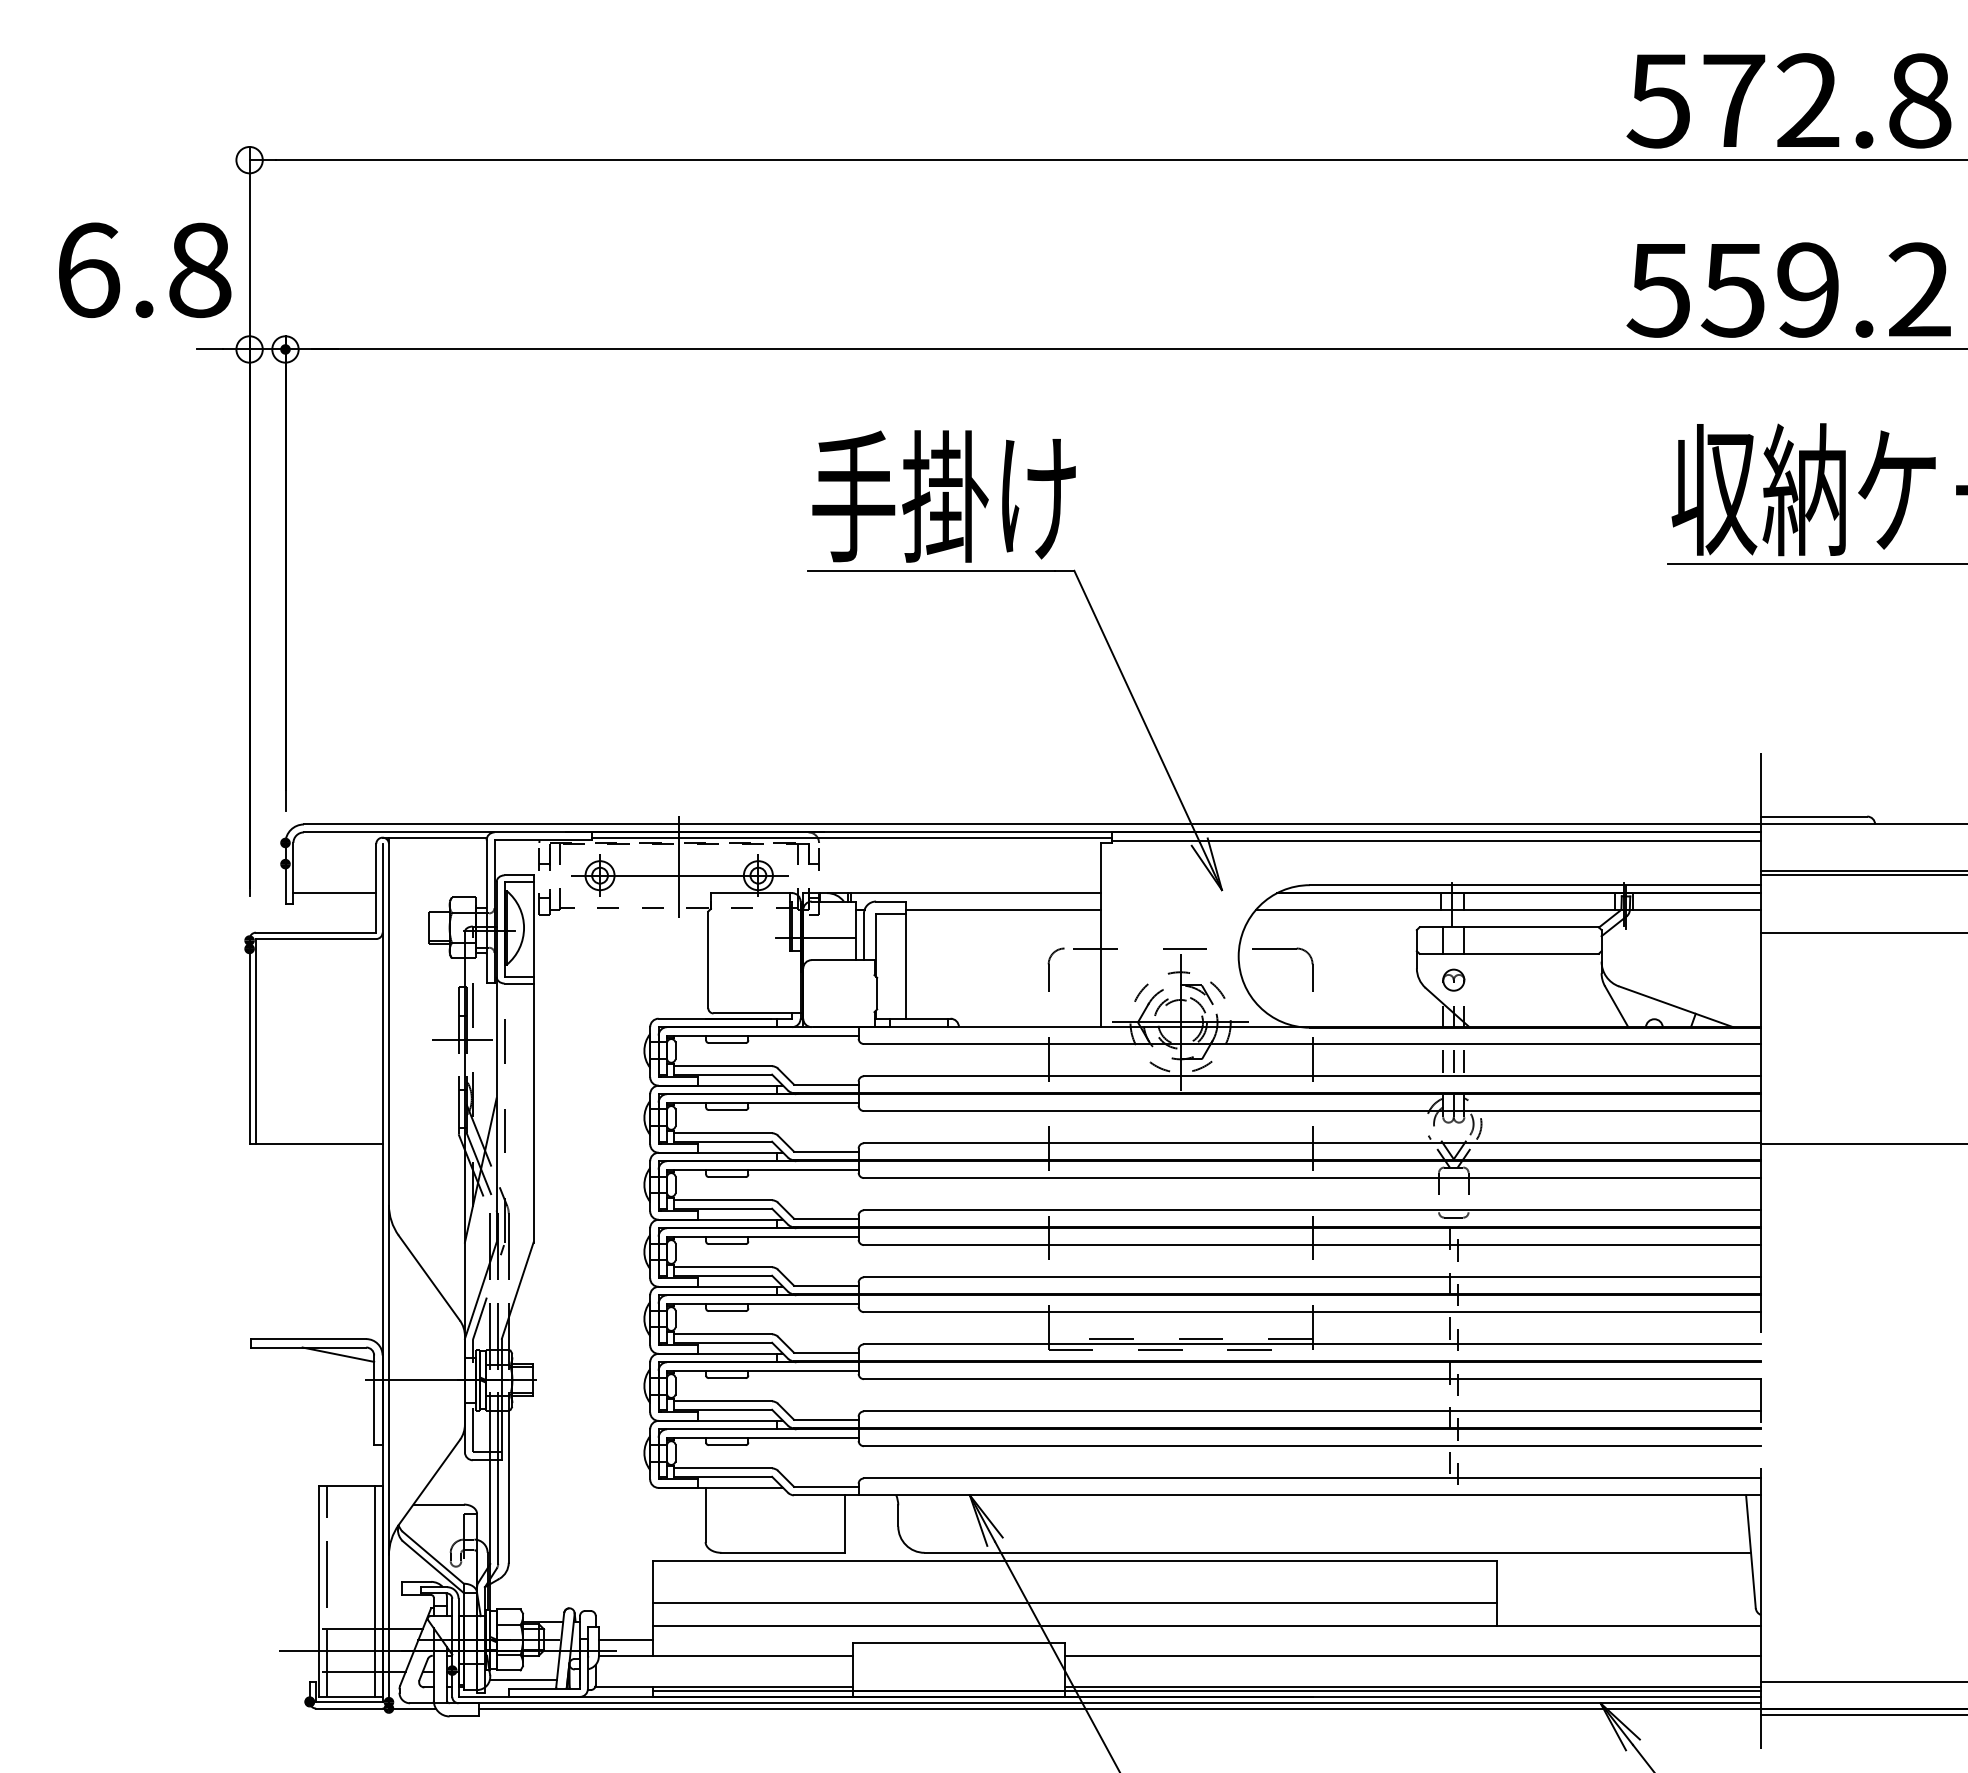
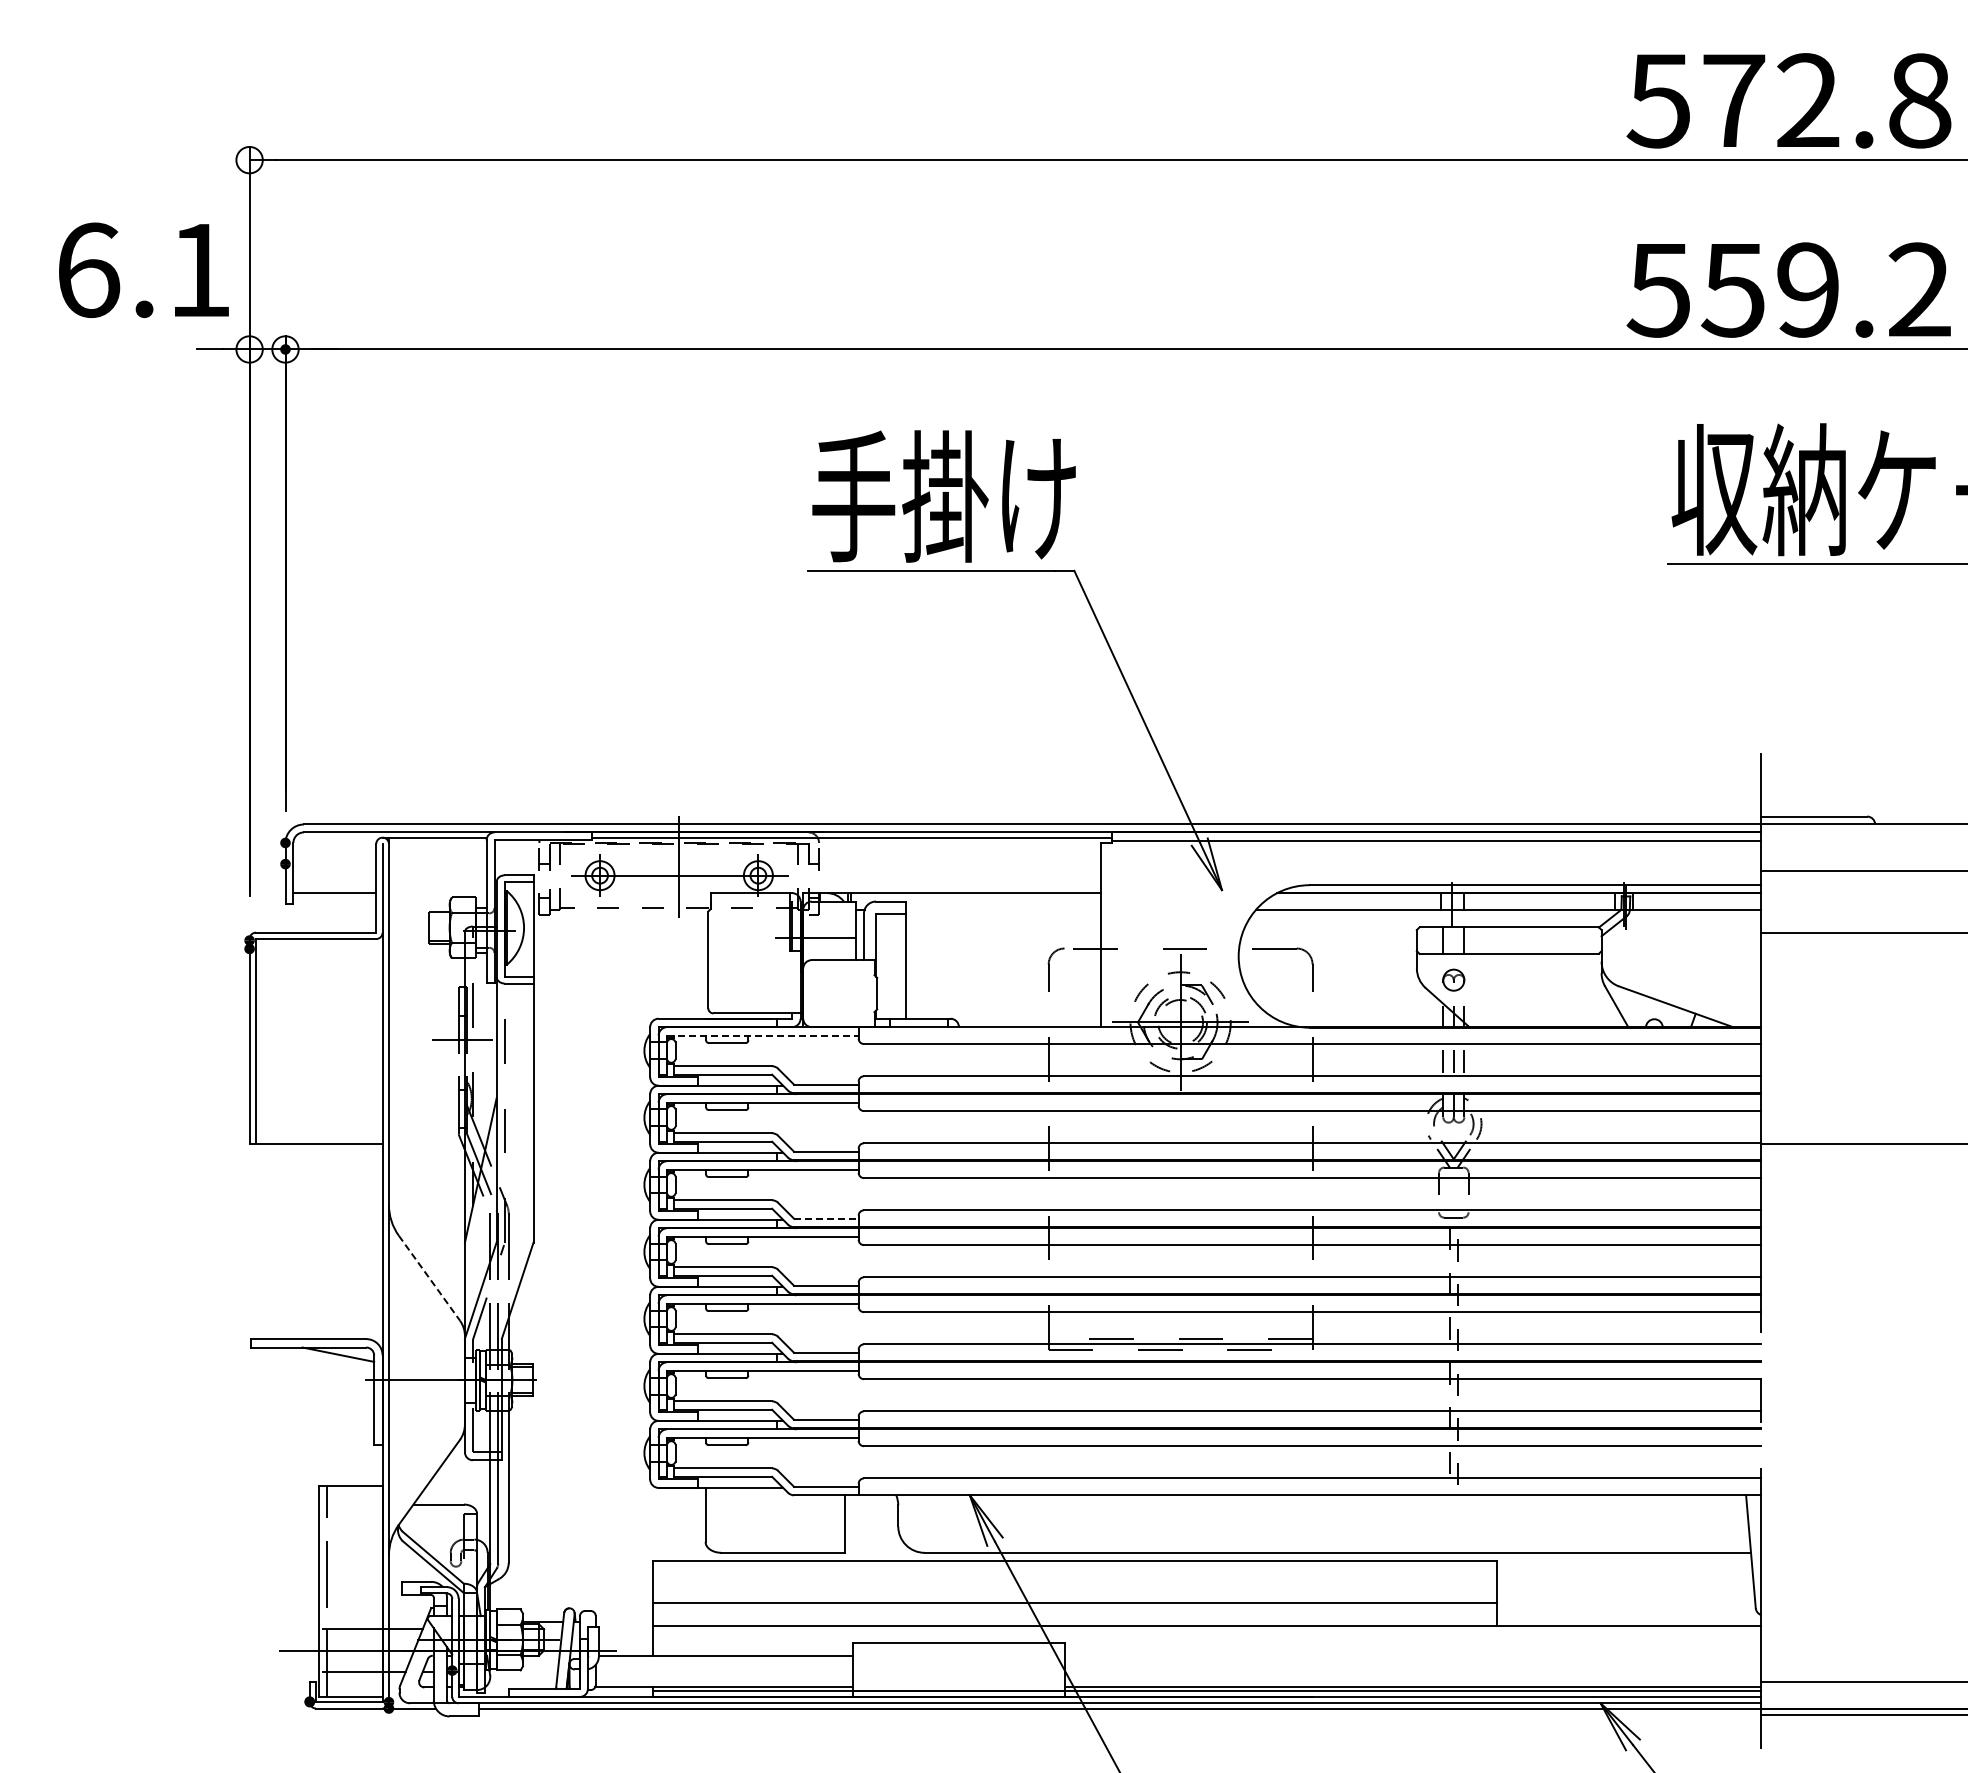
text: 6.8 -> 6.1 (200, 270)
line: present -> none (1862, 874)
line: present -> none (1003, 909)
line: solid -> dashed (762, 1035)
line: solid -> dashed (826, 1218)
line: solid -> dashed (429, 1278)
line: present -> none (374, 1590)
line: present -> none (625, 1639)
line: present -> none (1412, 1655)
line: present -> none (523, 1679)
